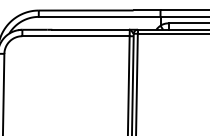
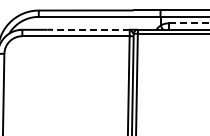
line: solid -> dashed (189, 23)
line: solid -> dashed (91, 29)
